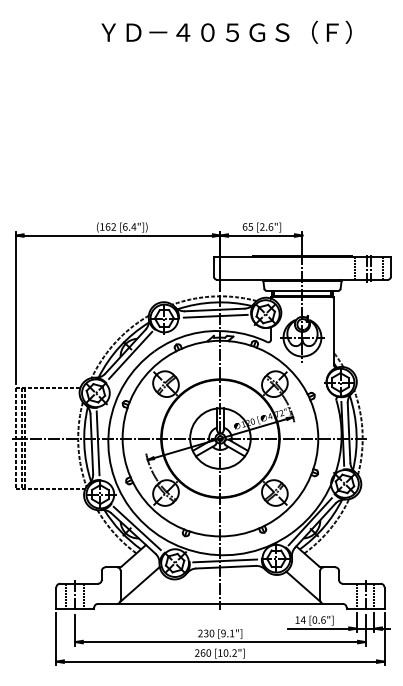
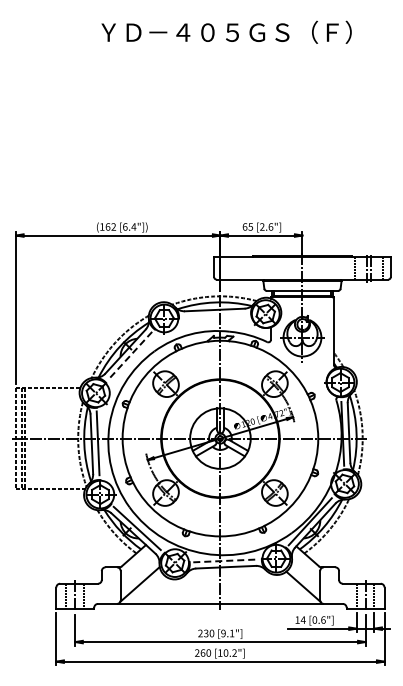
line: present -> none (215, 315)
line: solid -> dashed (130, 355)
line: solid -> dashed (225, 560)
